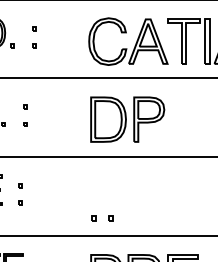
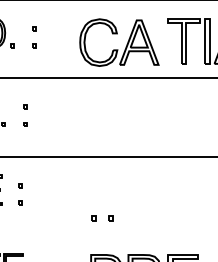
part position: (127, 48) -> (118, 49) (118, 49)
part: present -> none (127, 119)
line: present -> none (108, 235)
